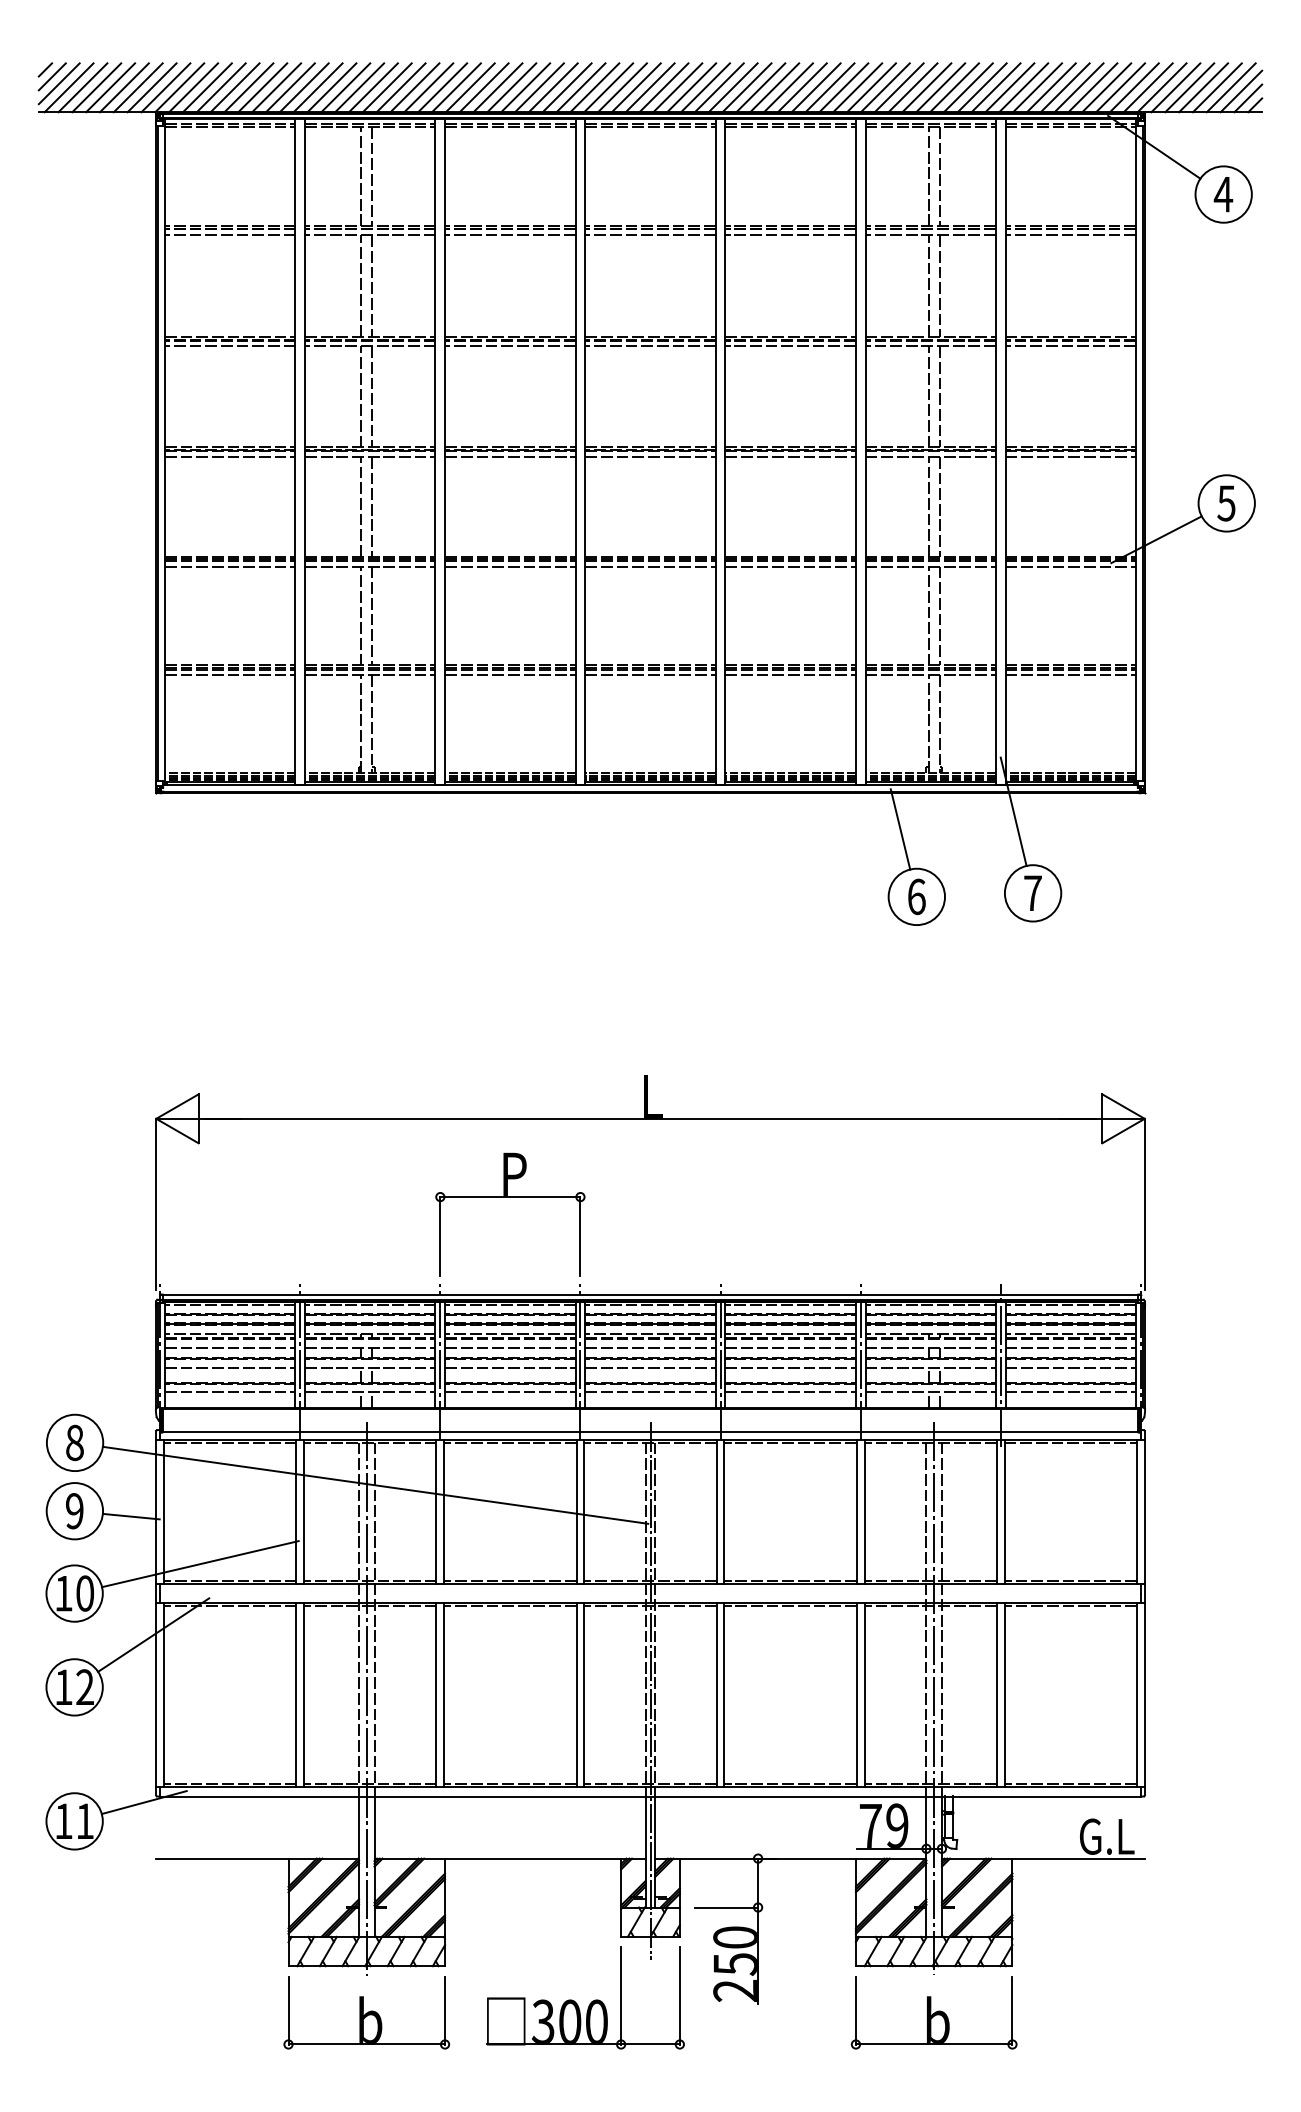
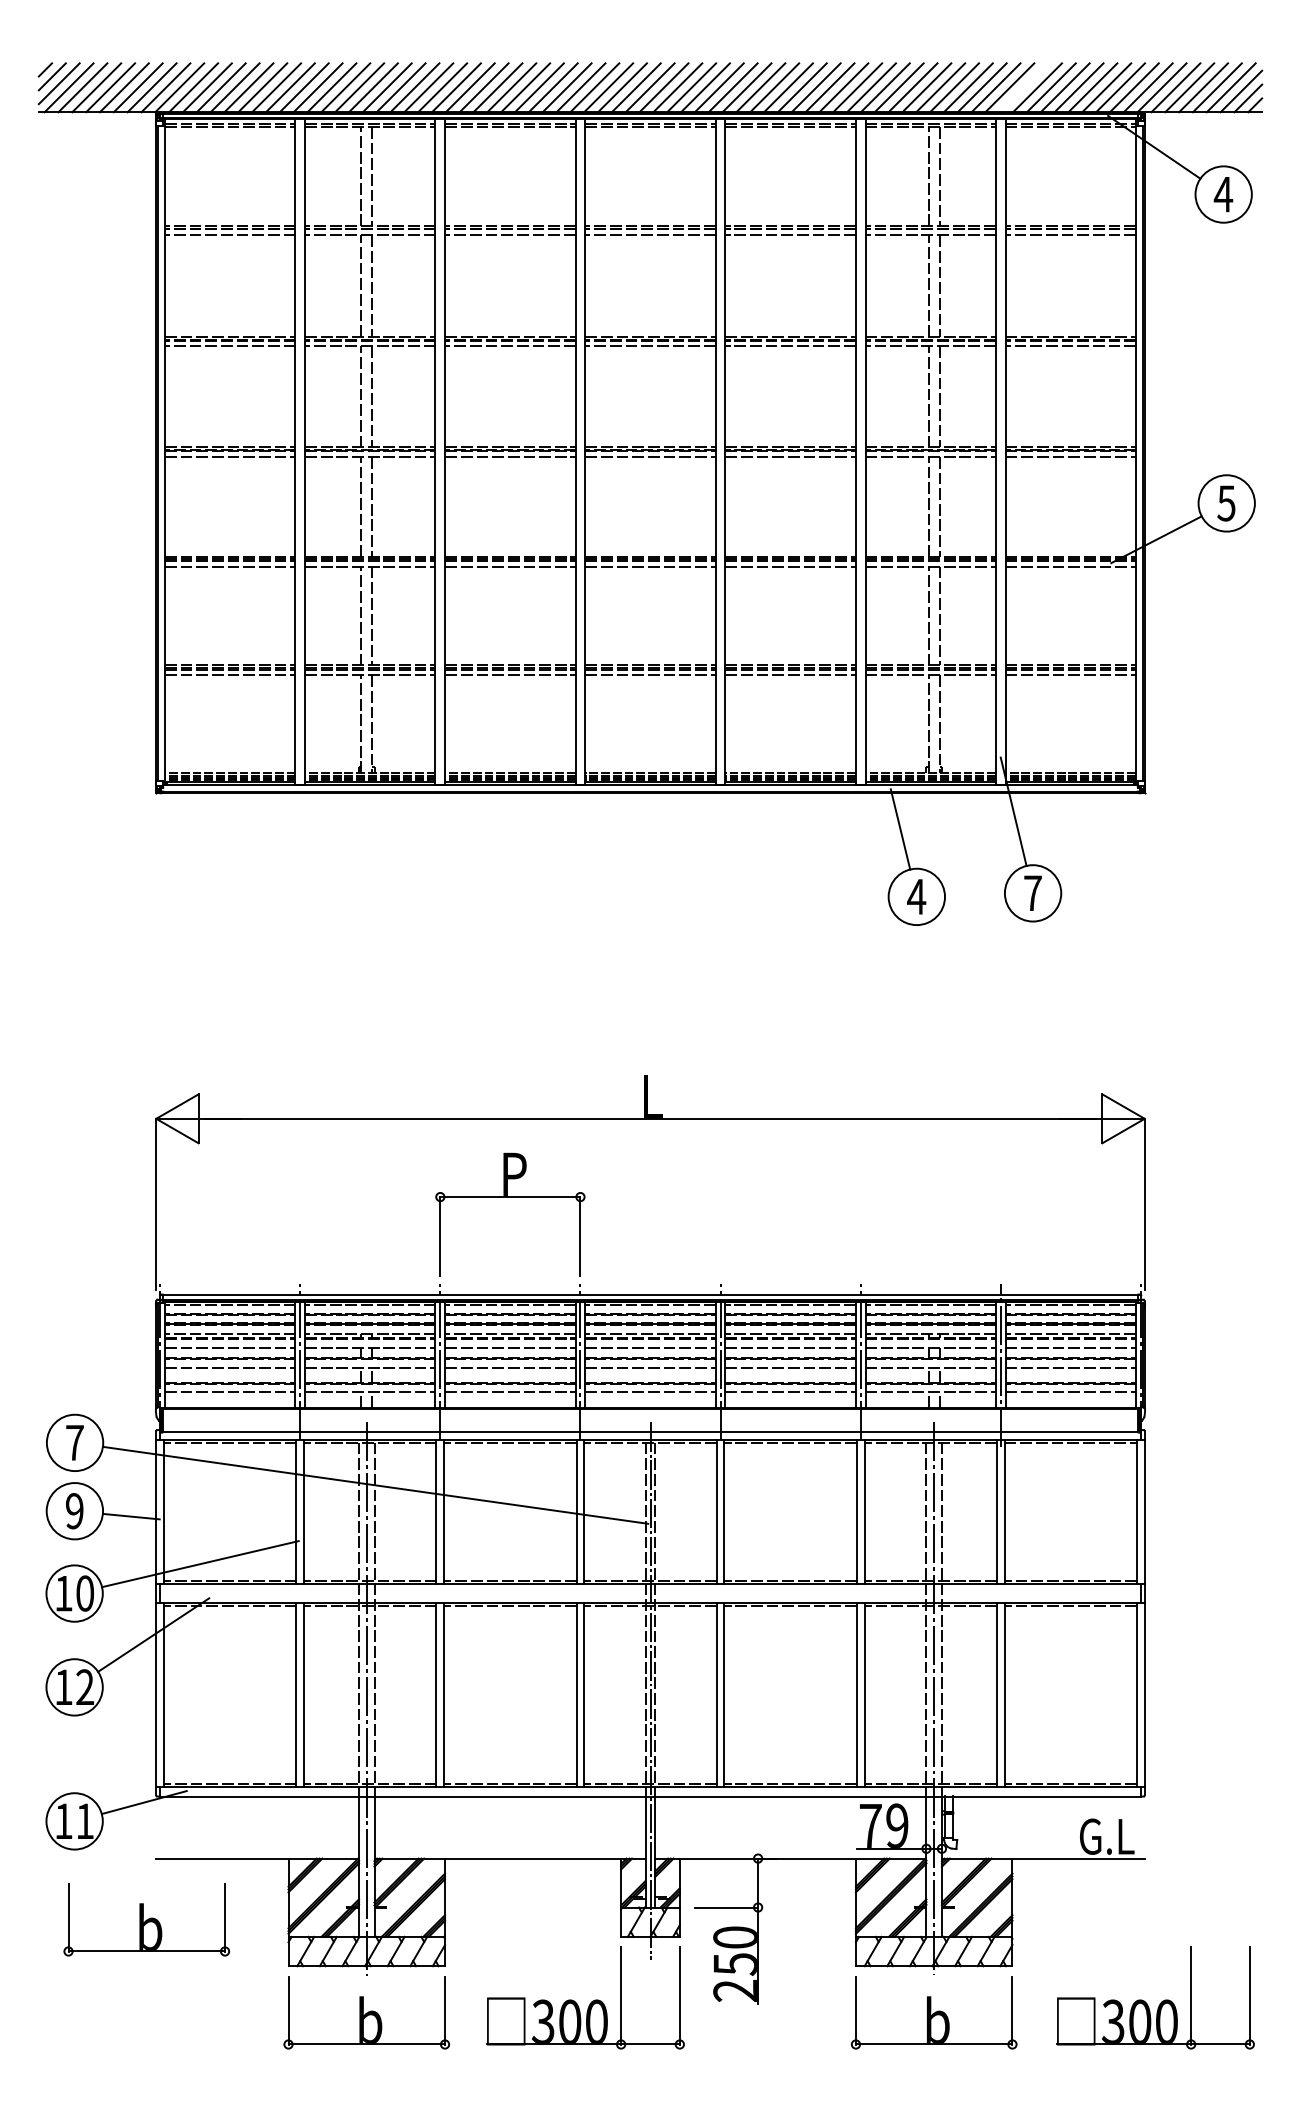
line: present -> none (1023, 87)
text: 6 -> 4 (916, 896)
text: 8 -> 7 (74, 1442)
part: none -> present (146, 1919)
part: none -> present (1160, 2002)
